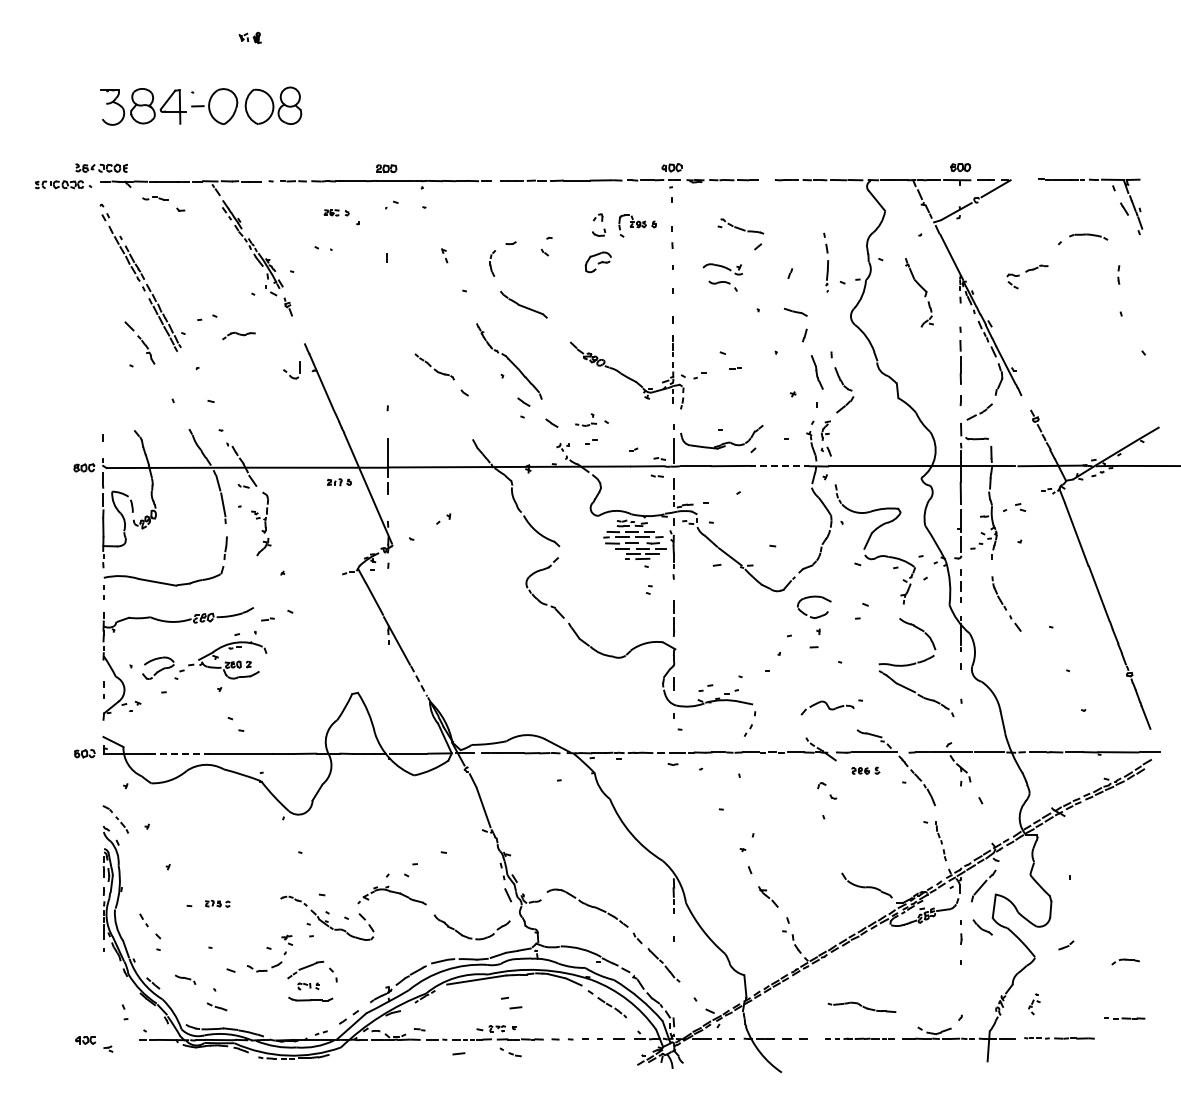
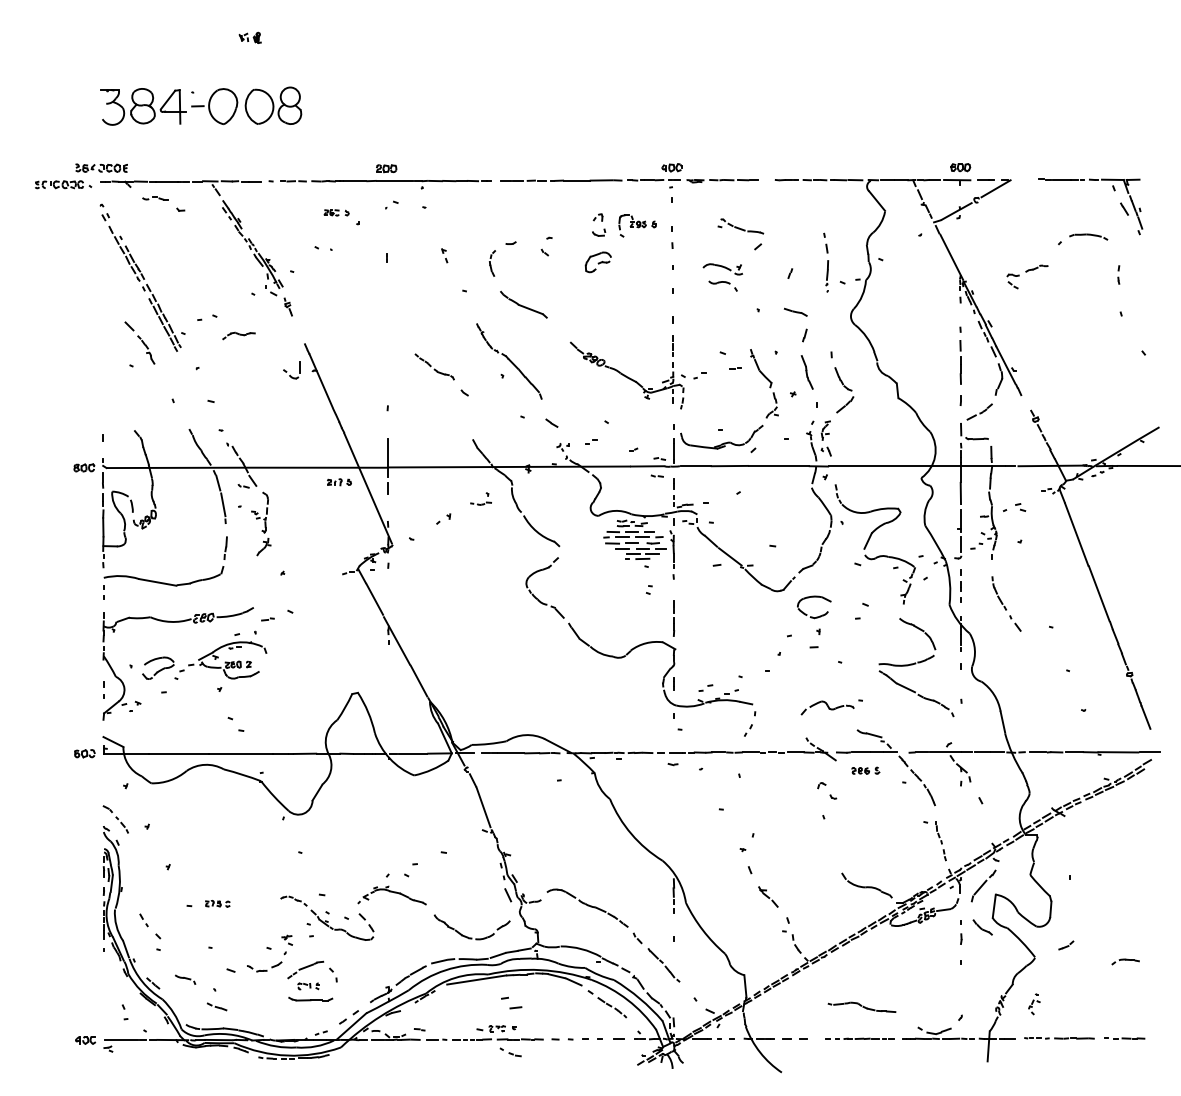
part position: (919, 292) -> (764, 383) (764, 383)
part position: (816, 372) -> (806, 372) (806, 372)
line: present -> none (523, 401)
part position: (585, 419) -> (480, 498) (480, 498)
line: dashed -> solid (779, 466)
line: dashed -> solid (419, 681)
line: dashed -> solid (178, 753)
line position: (1124, 1018) -> (1124, 1038) (1124, 1038)
line: none -> present (121, 1040)
line: present -> none (458, 1053)
